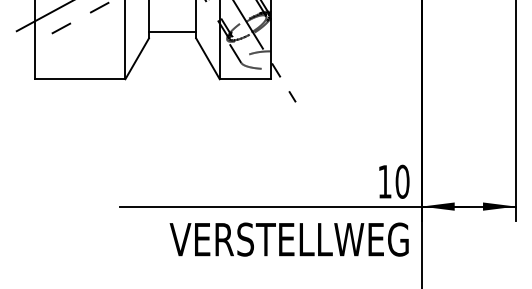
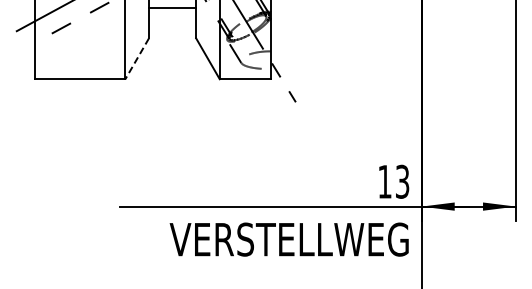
line position: (172, 32) -> (172, 8) (172, 8)
line: solid -> dashed (137, 58)
text: 10 -> 13 (402, 181)
